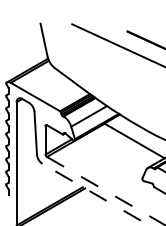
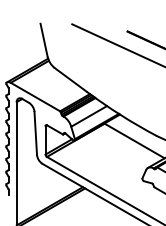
line: dashed -> solid (106, 191)
line: dashed -> solid (96, 194)
